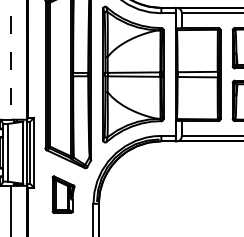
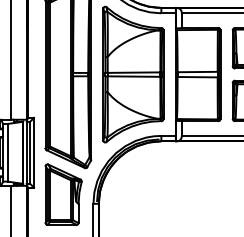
line: dashed -> solid (11, 60)
part size: 25x39 px -> 39x63 px (63, 194)
